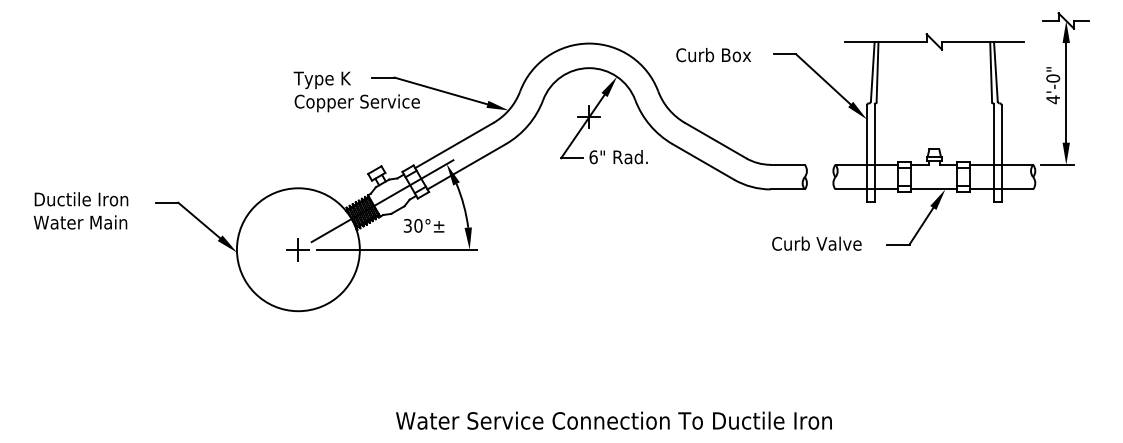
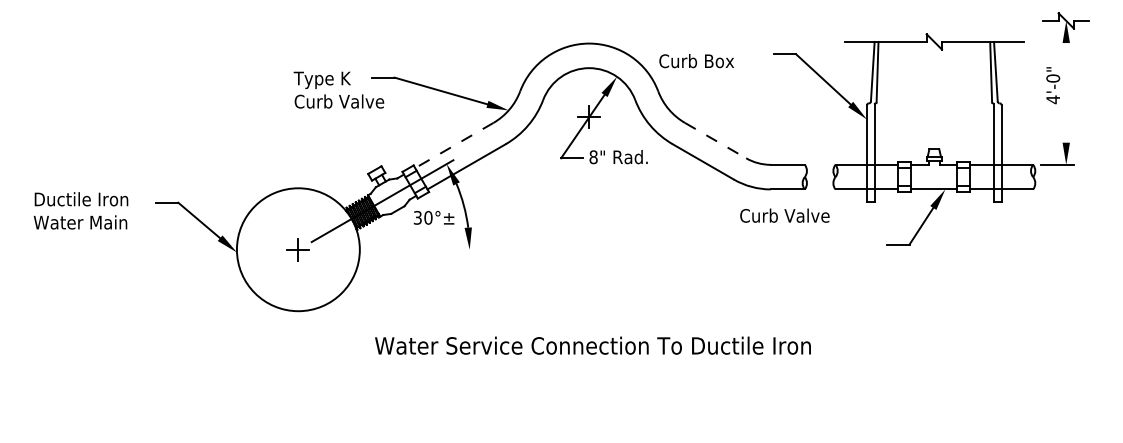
text position: (713, 55) -> (696, 61) (696, 61)
line: present -> none (1066, 92)
text: Copper Service -> Curb Valve (362, 103)
line: solid -> dashed (716, 140)
line: solid -> dashed (453, 145)
text: 6" -> 8" (593, 157)
text position: (423, 225) -> (433, 217) (433, 217)
text position: (816, 243) -> (784, 215) (784, 215)
line: present -> none (397, 249)
text position: (613, 420) -> (592, 345) (592, 345)
